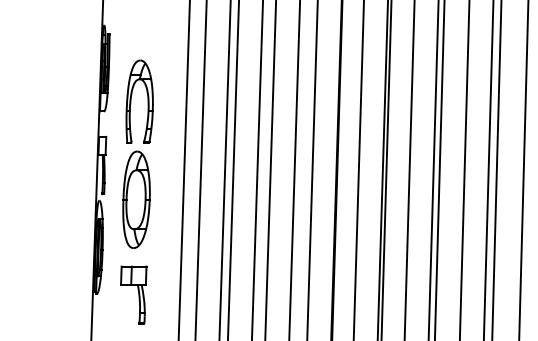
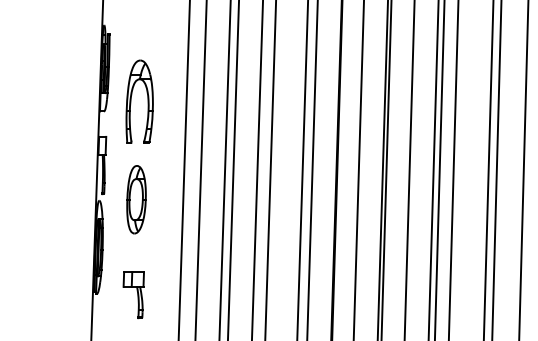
line position: (294, 169) -> (302, 169) (302, 169)
line position: (464, 169) -> (453, 169) (453, 169)
part size: 29x99 px -> 21x70 px (136, 199)
part size: 28x60 px -> 23x49 px (133, 295)
